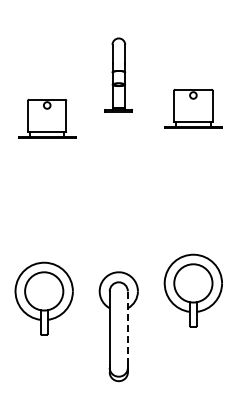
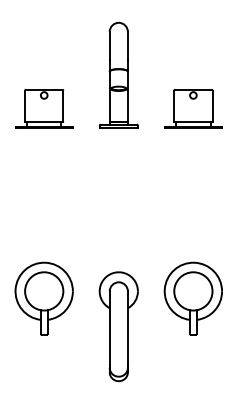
part size: 29x76 px -> 40x108 px (118, 74)
part position: (47, 118) -> (44, 108) (44, 108)
part position: (192, 290) -> (192, 298) (192, 298)
line: dashed -> solid (127, 328)
